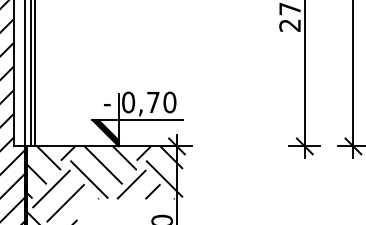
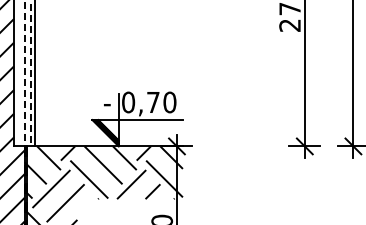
line: solid -> dashed (24, 73)
line: solid -> dashed (30, 73)
